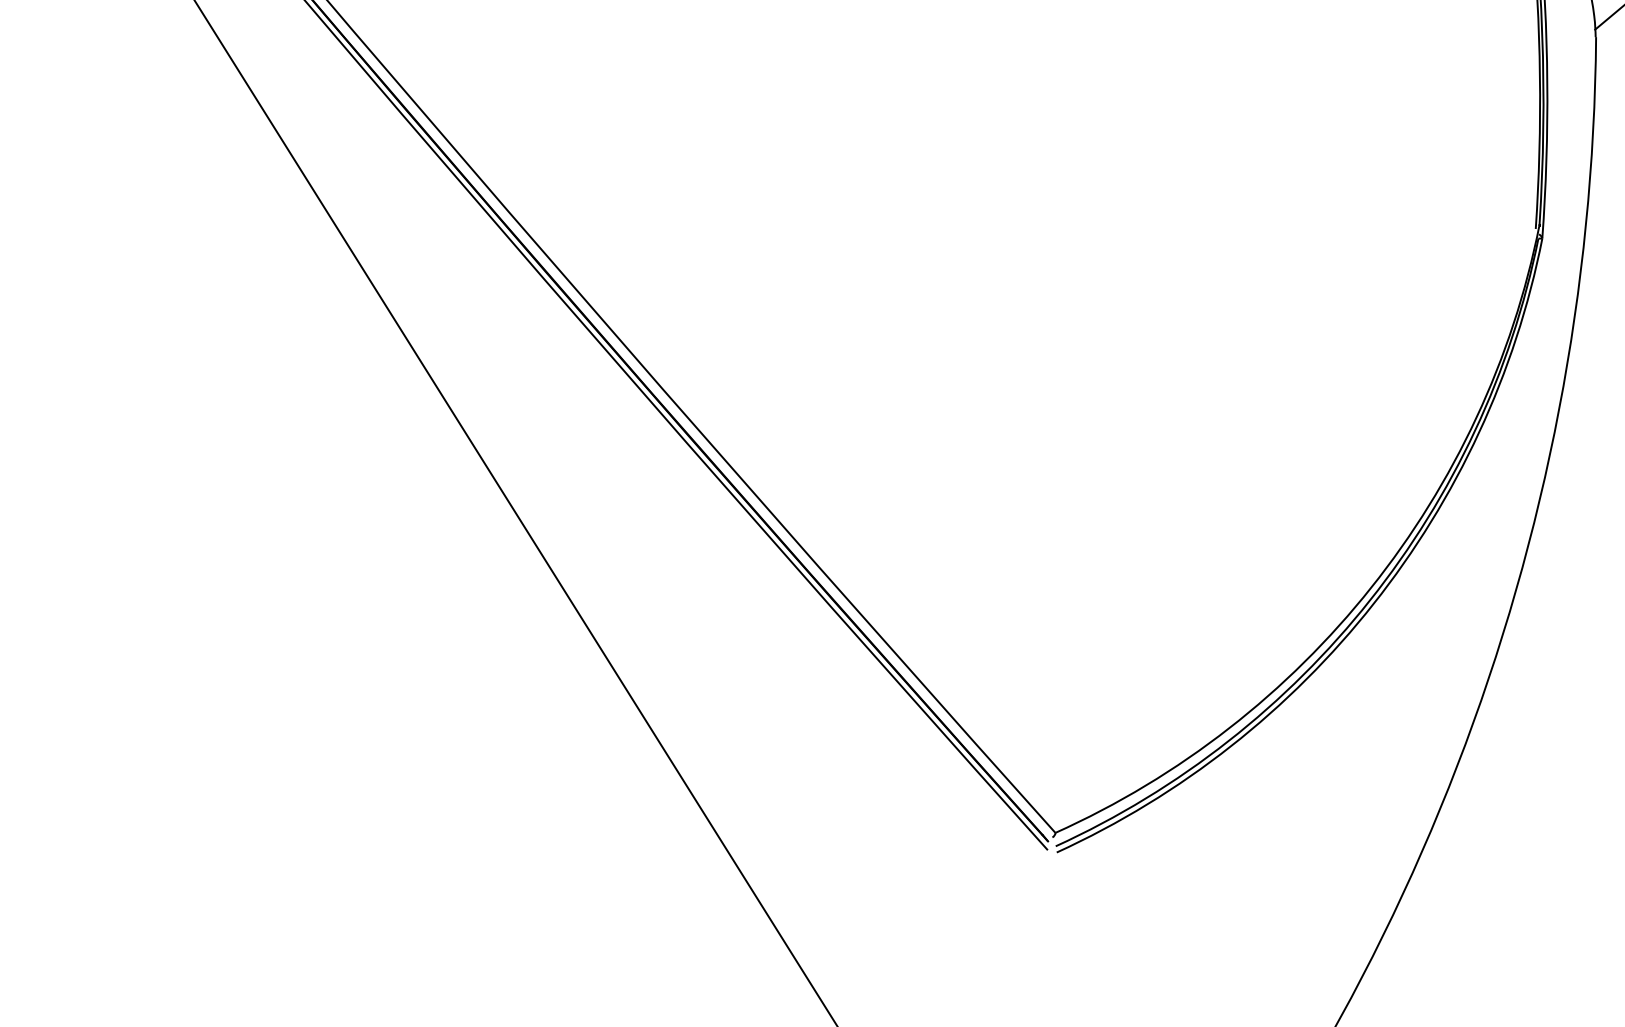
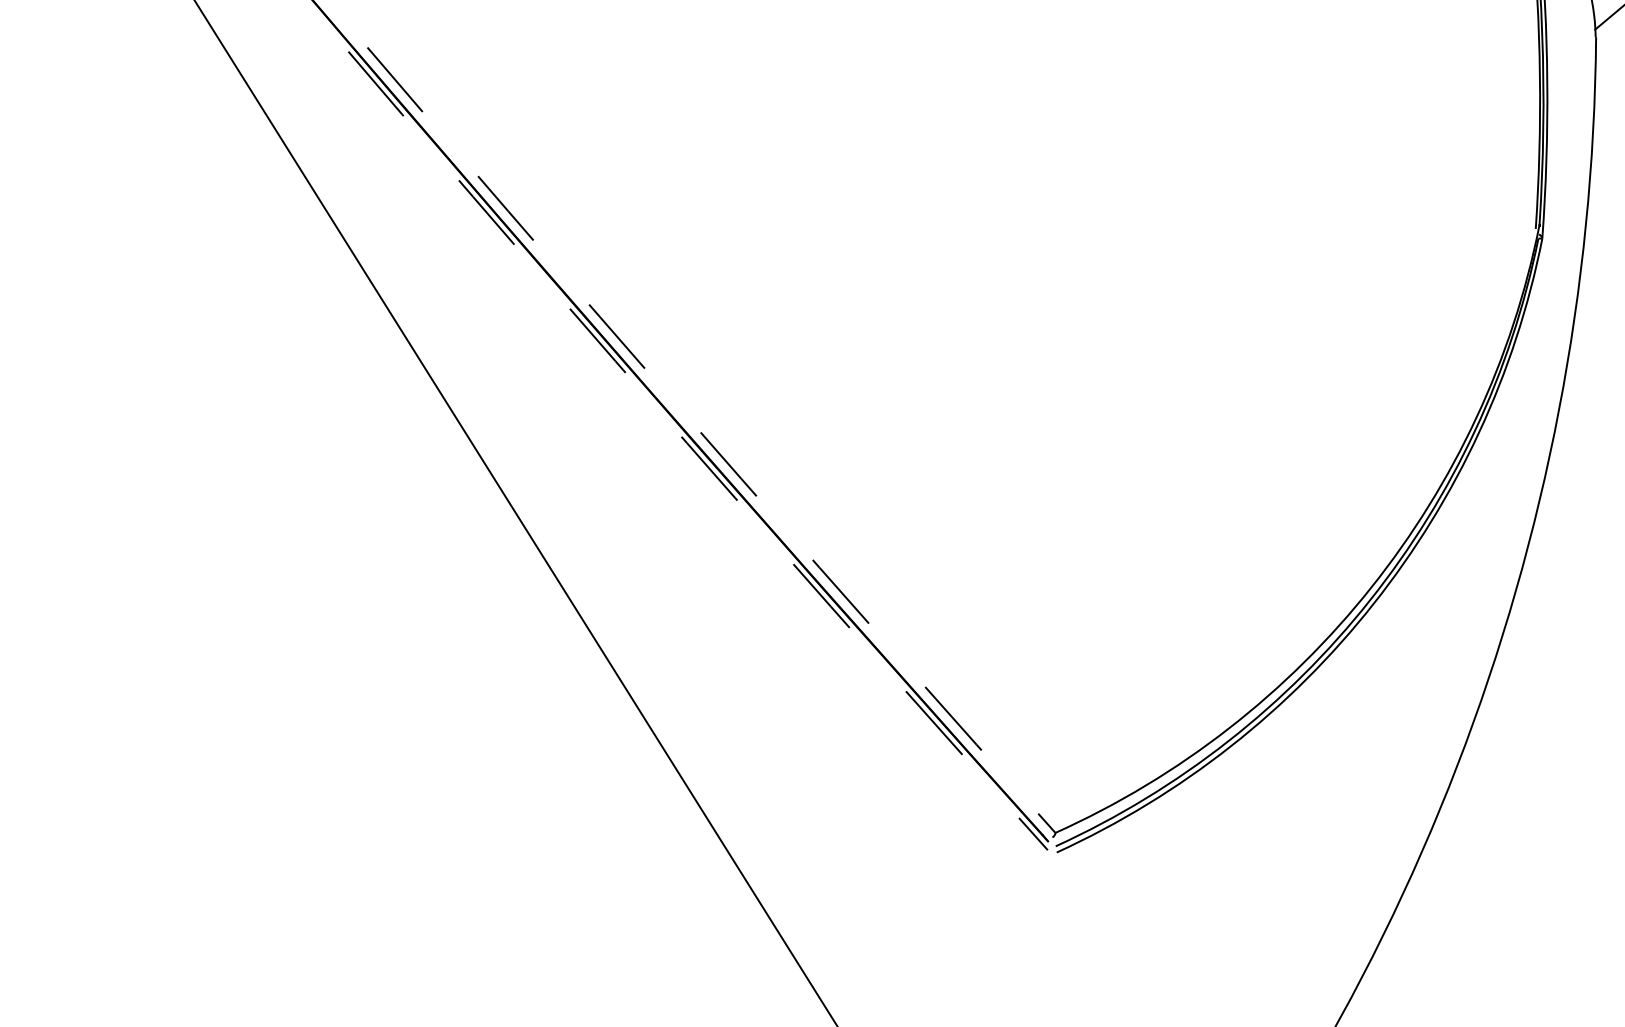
arc: solid -> dashed (688, 418)
arc: solid -> dashed (673, 427)
